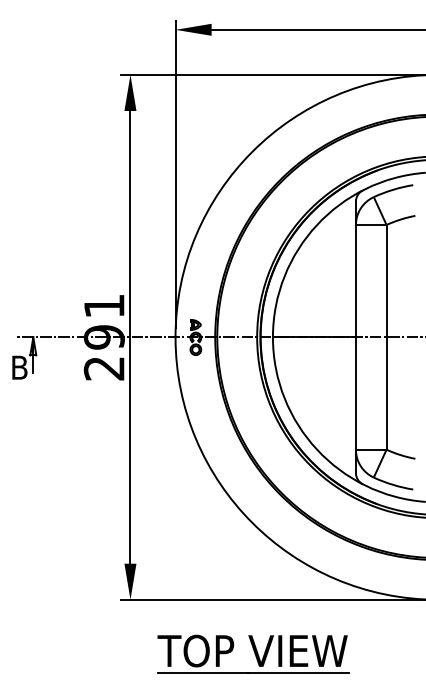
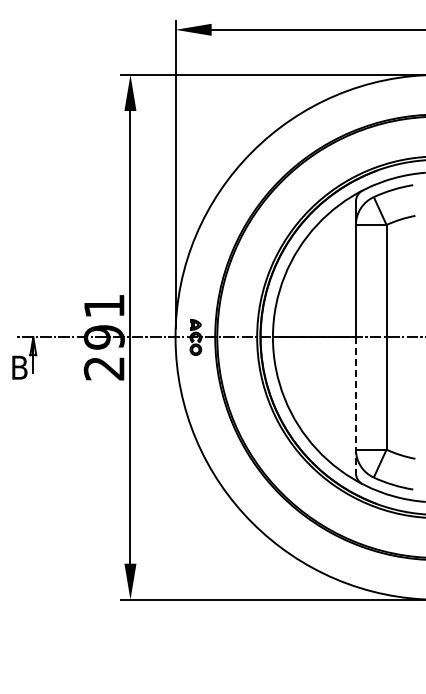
line: solid -> dashed (355, 405)
part: present -> none (253, 653)
